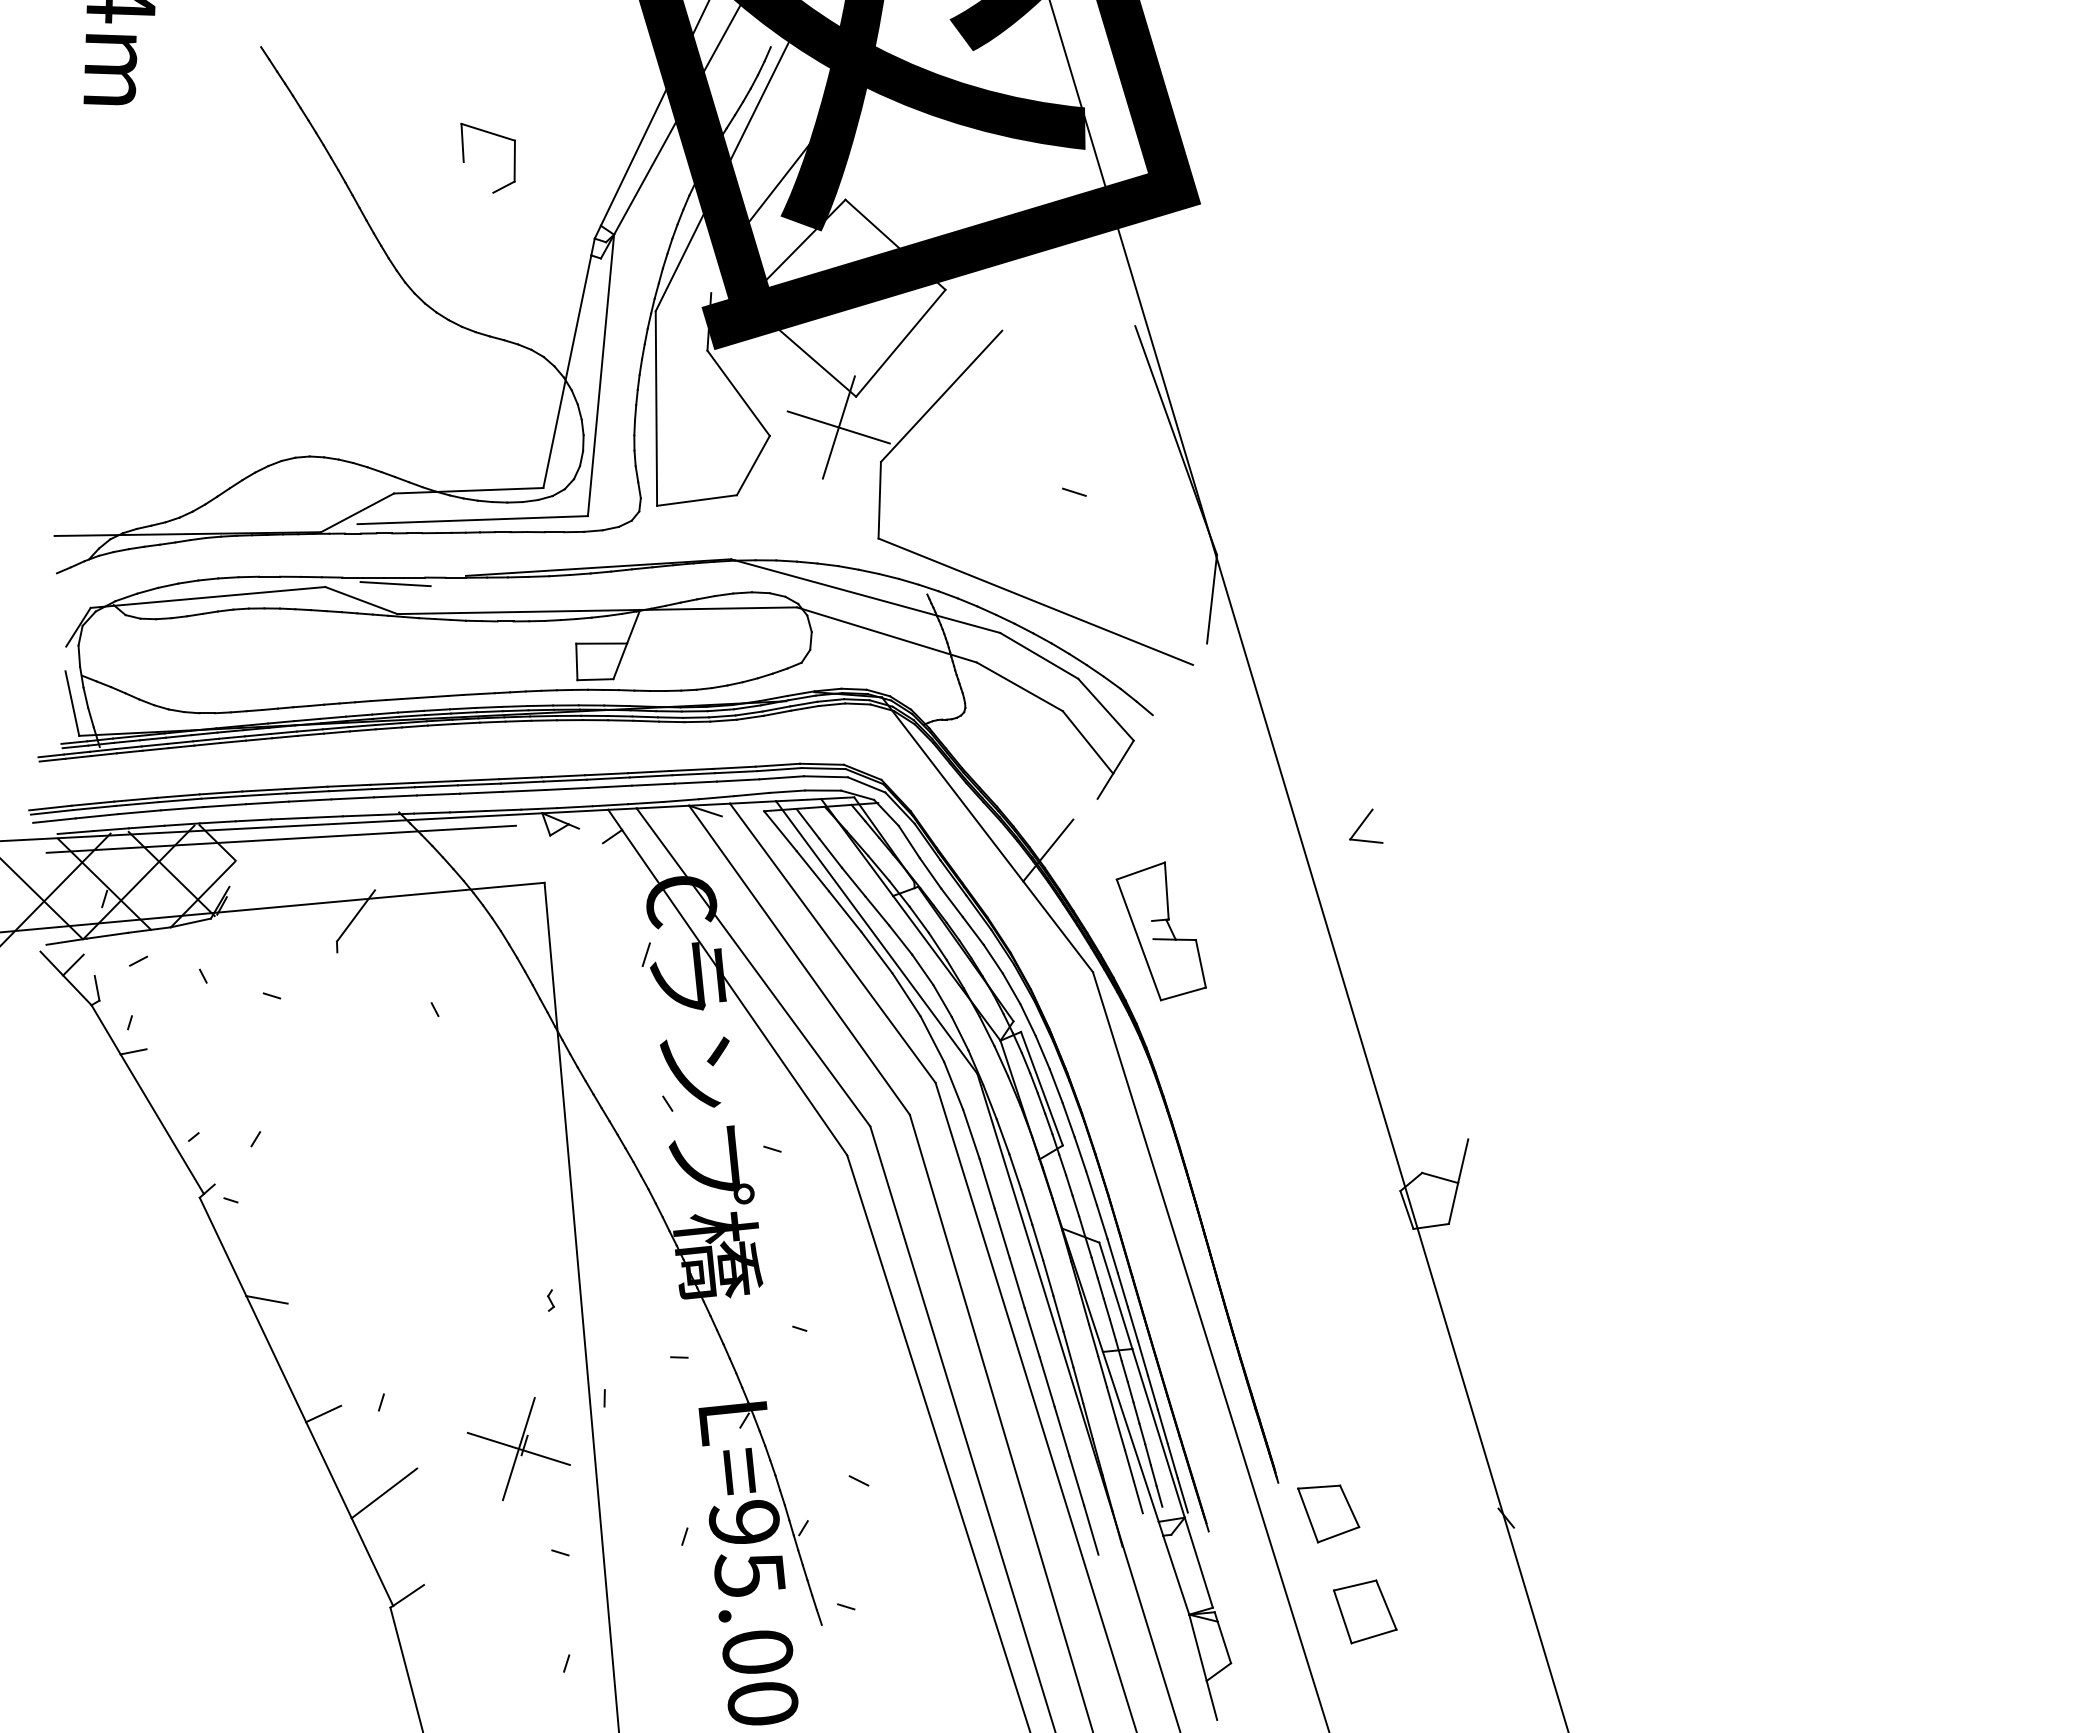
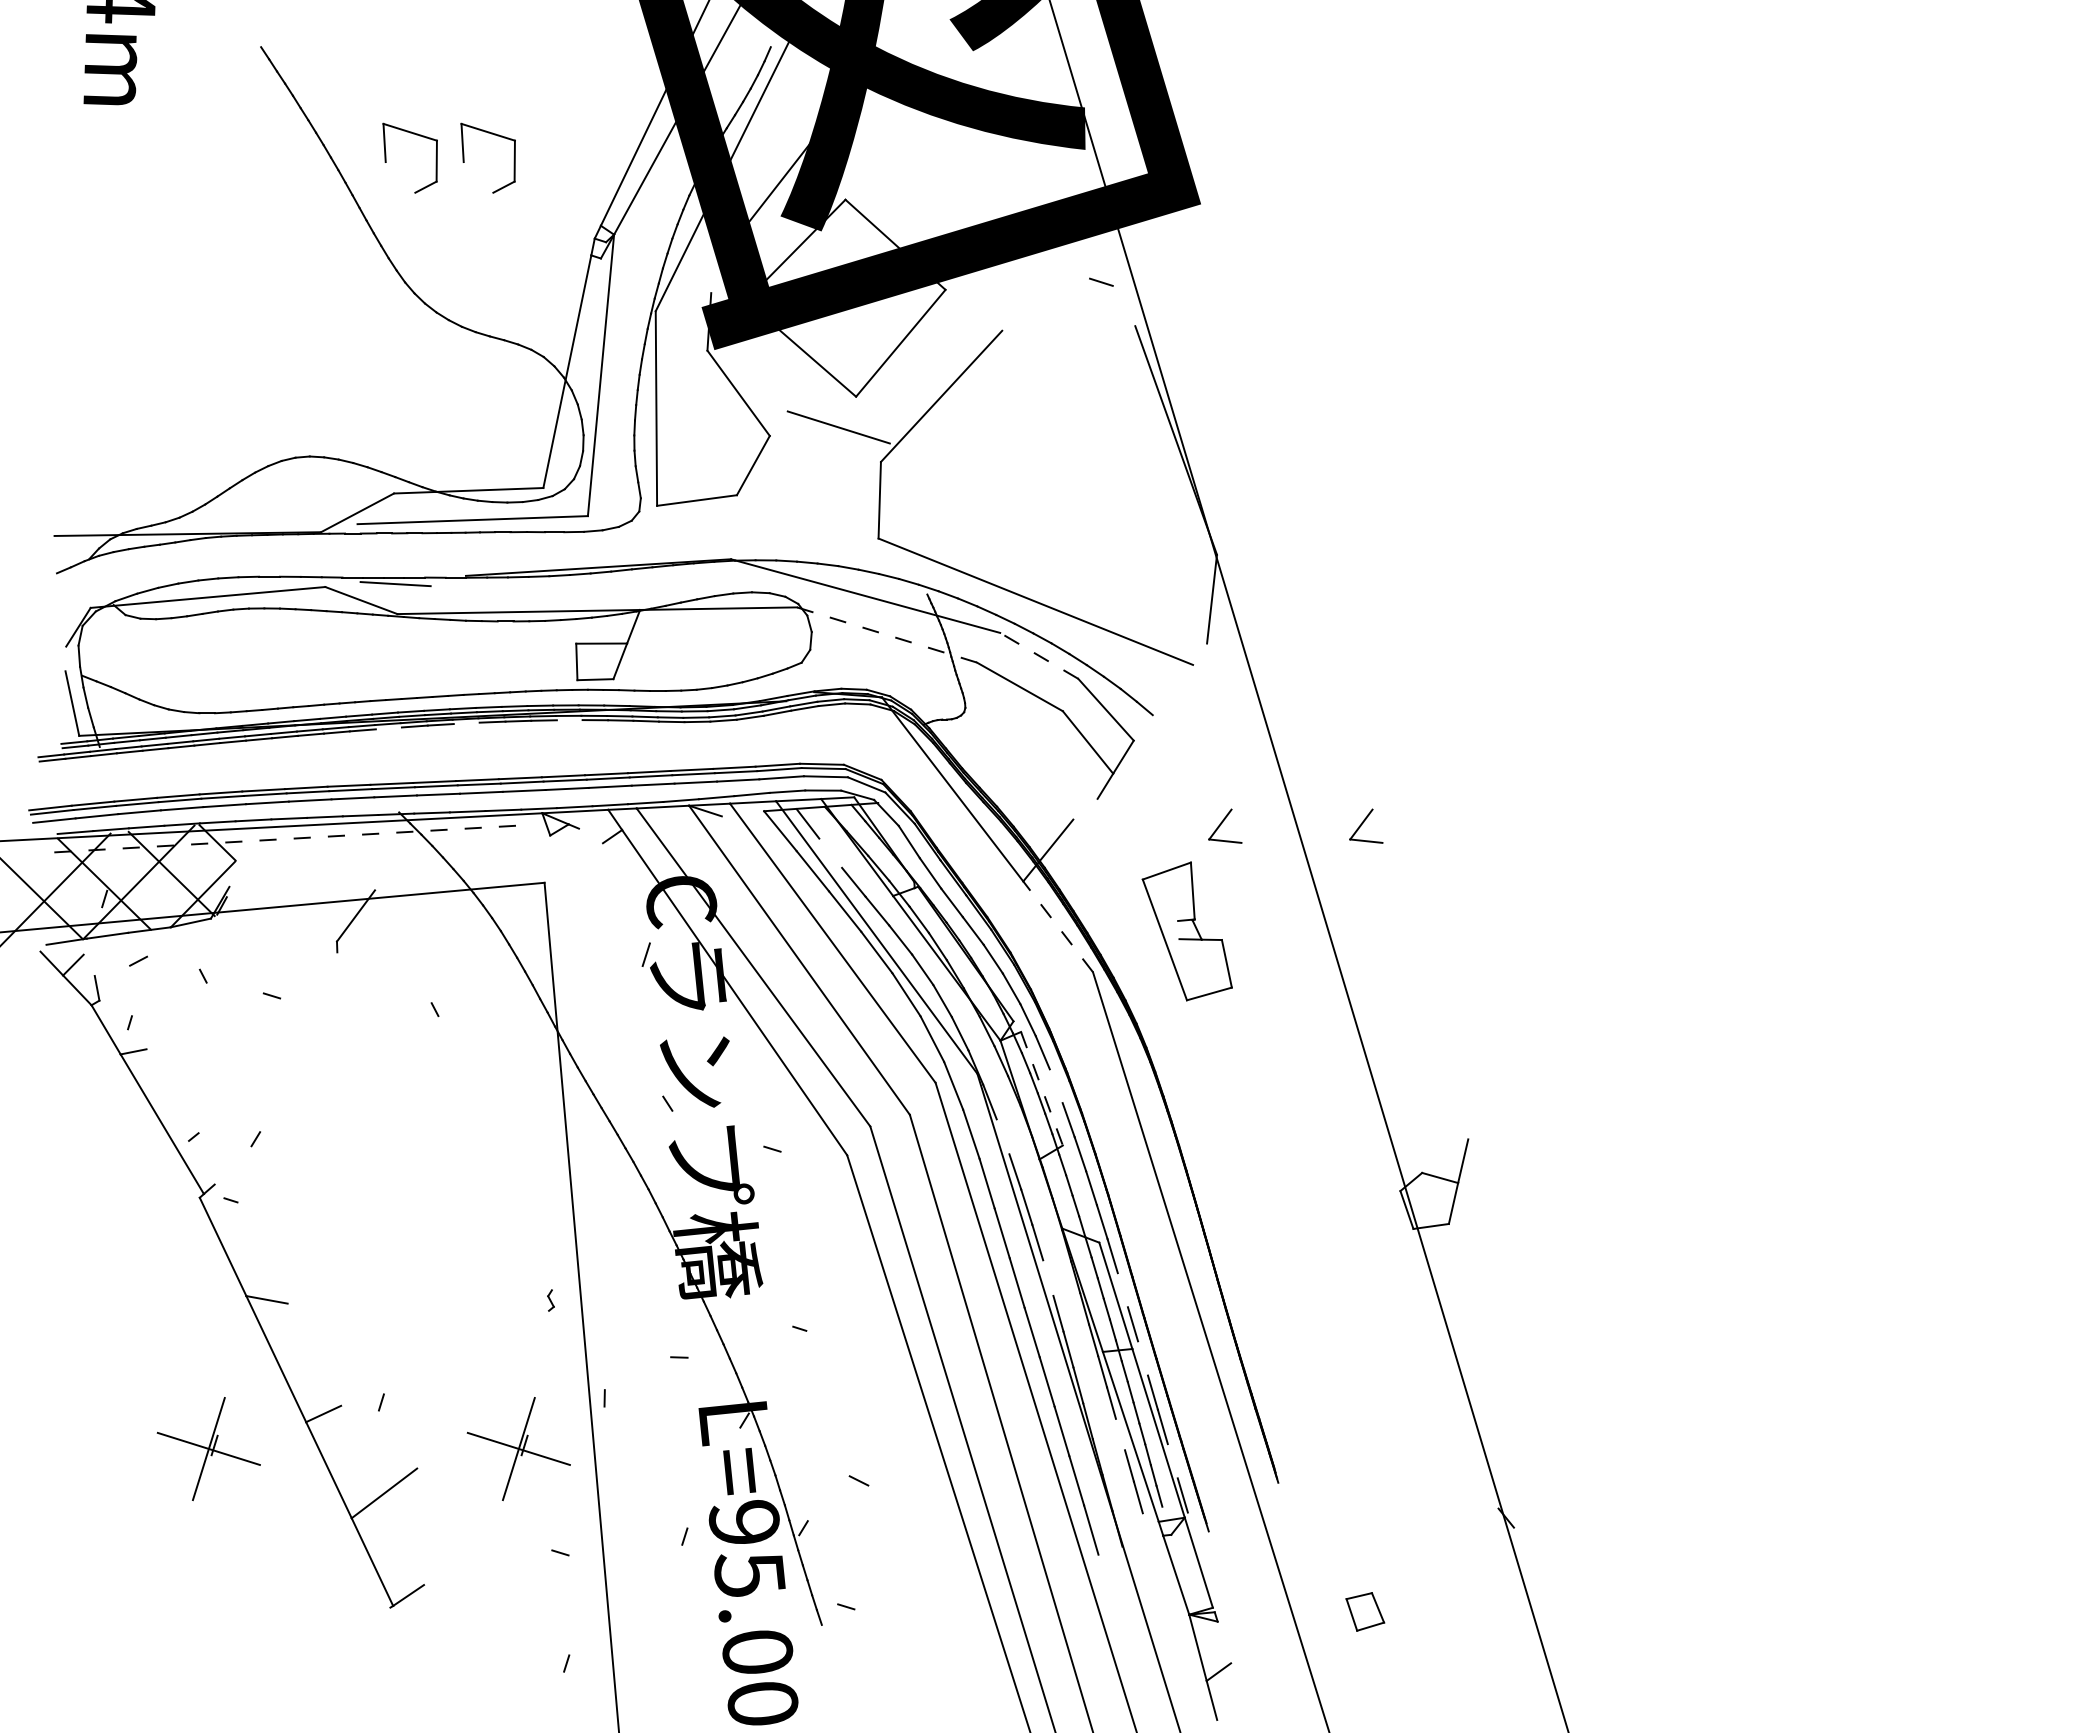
part: none -> present (386, 157)
line: present -> none (838, 427)
line position: (1074, 491) -> (1101, 281) (1101, 281)
line: solid -> dashed (887, 635)
line: solid -> dashed (1038, 655)
line: present -> none (569, 720)
line: present -> none (466, 723)
line: present -> none (388, 728)
part: none -> present (1225, 825)
line: solid -> dashed (280, 839)
line: present -> none (830, 852)
line: solid -> dashed (1057, 926)
part position: (1160, 931) -> (1186, 931) (1186, 931)
line: present -> none (1055, 1086)
line: solid -> dashed (1042, 1089)
line: present -> none (1002, 1136)
line: present -> none (1048, 1277)
line: present -> none (1122, 1290)
line: present -> none (1142, 1358)
line: present -> none (1120, 1434)
part: none -> present (208, 1449)
line: present -> none (1172, 1461)
part: present -> none (1328, 1513)
part size: 65x66 px -> 41x40 px (1365, 1611)
line: present -> none (1224, 1642)
line: present -> none (406, 1668)
